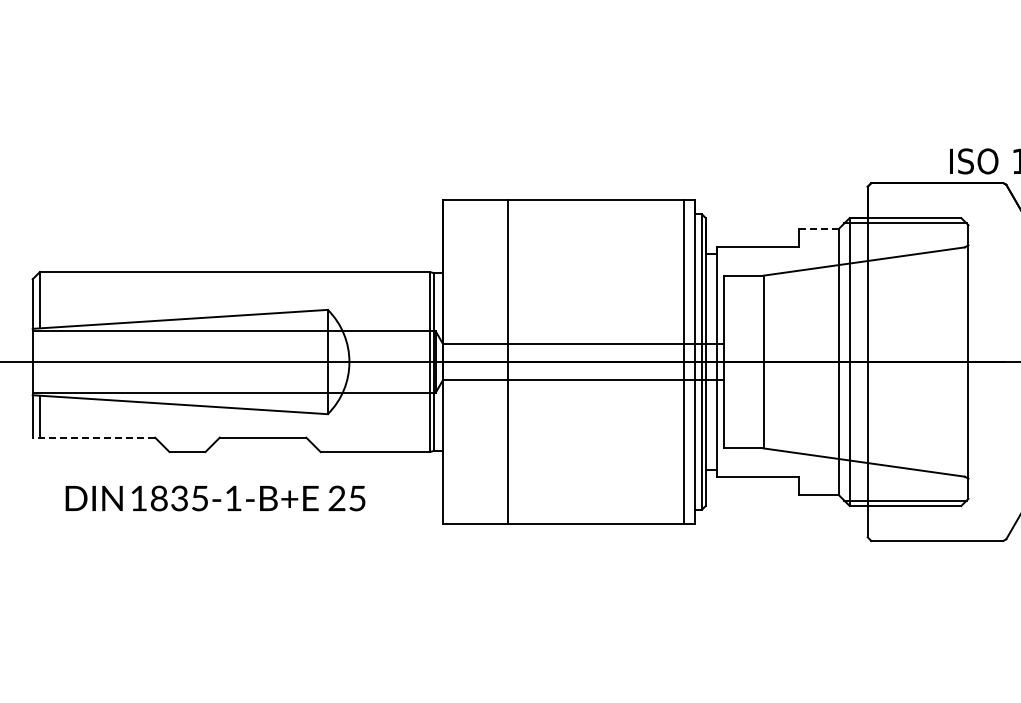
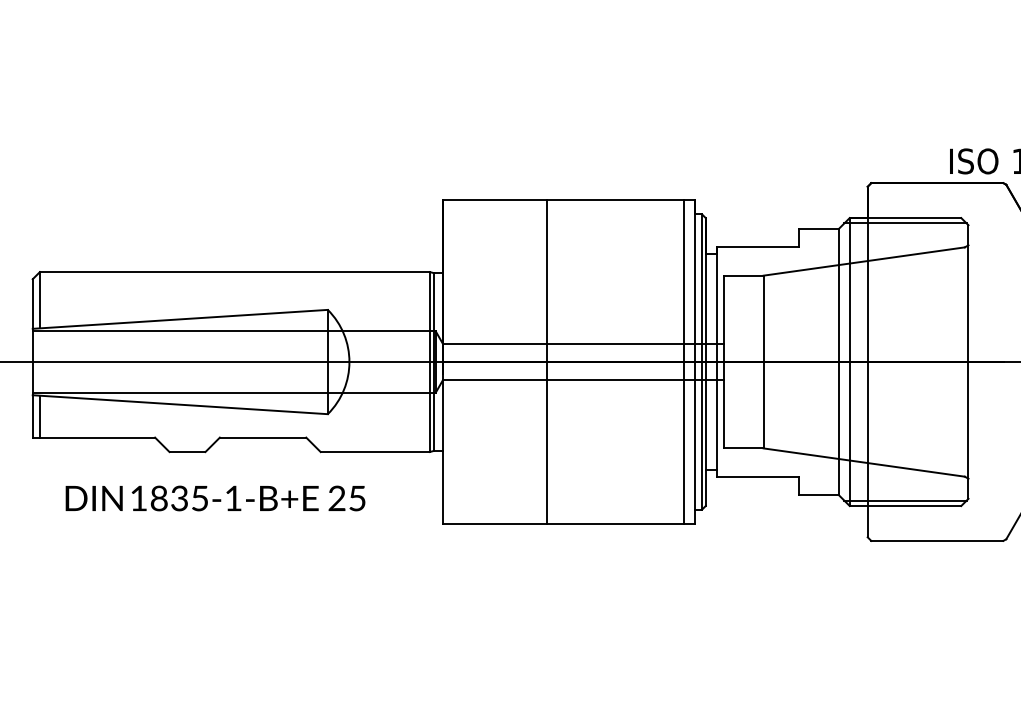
line: dashed -> solid (819, 228)
line position: (508, 362) -> (547, 362) (547, 362)
line: dashed -> solid (93, 437)
